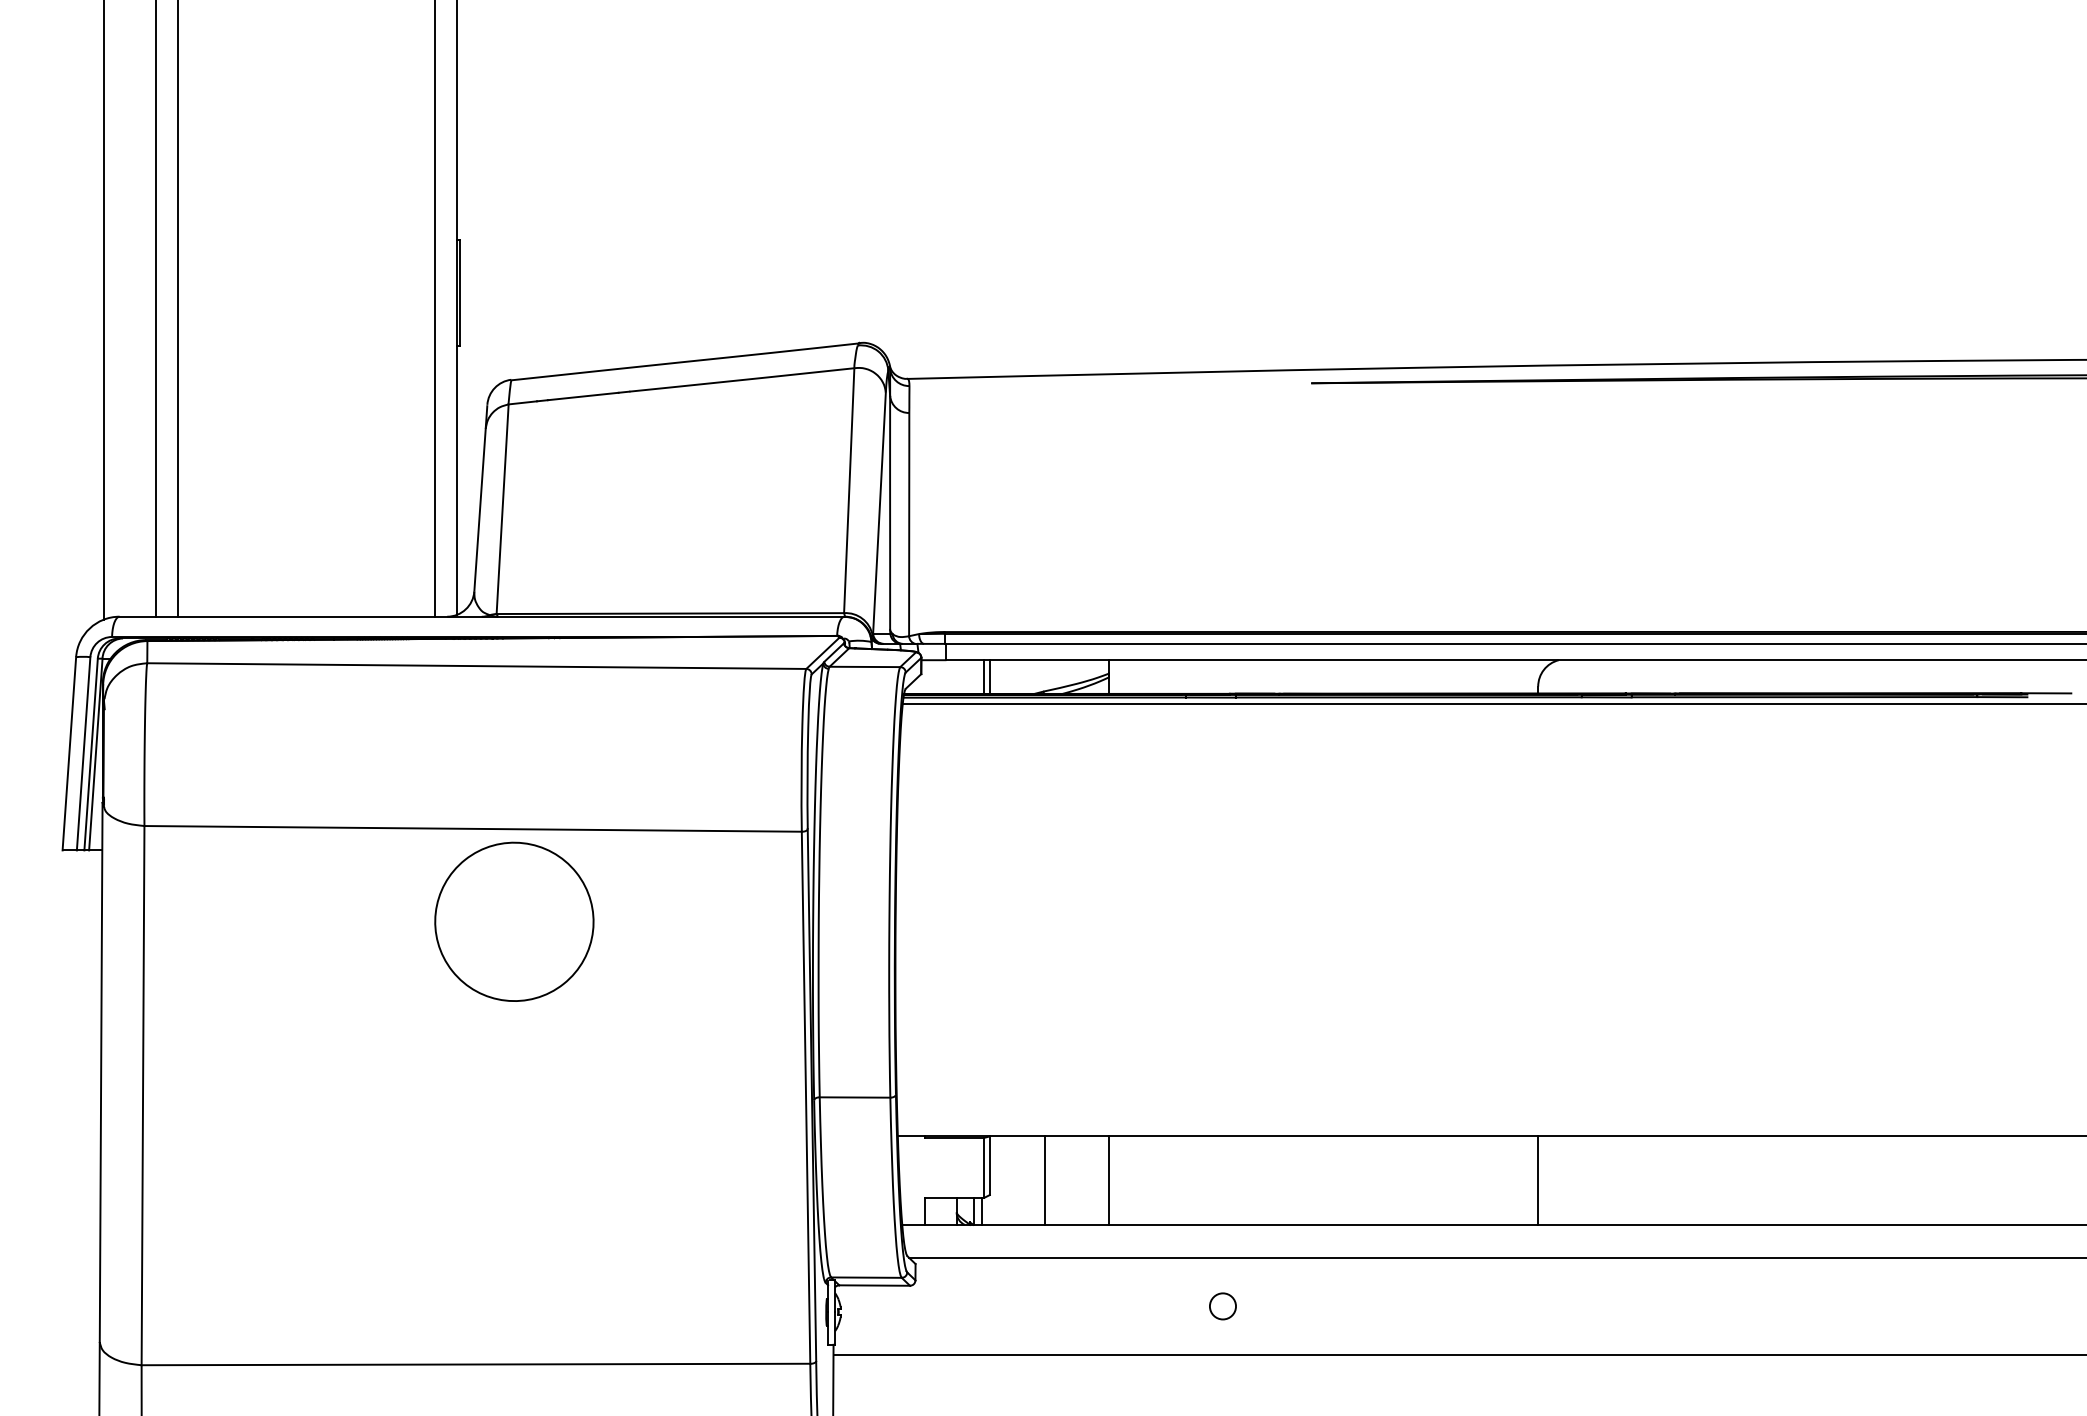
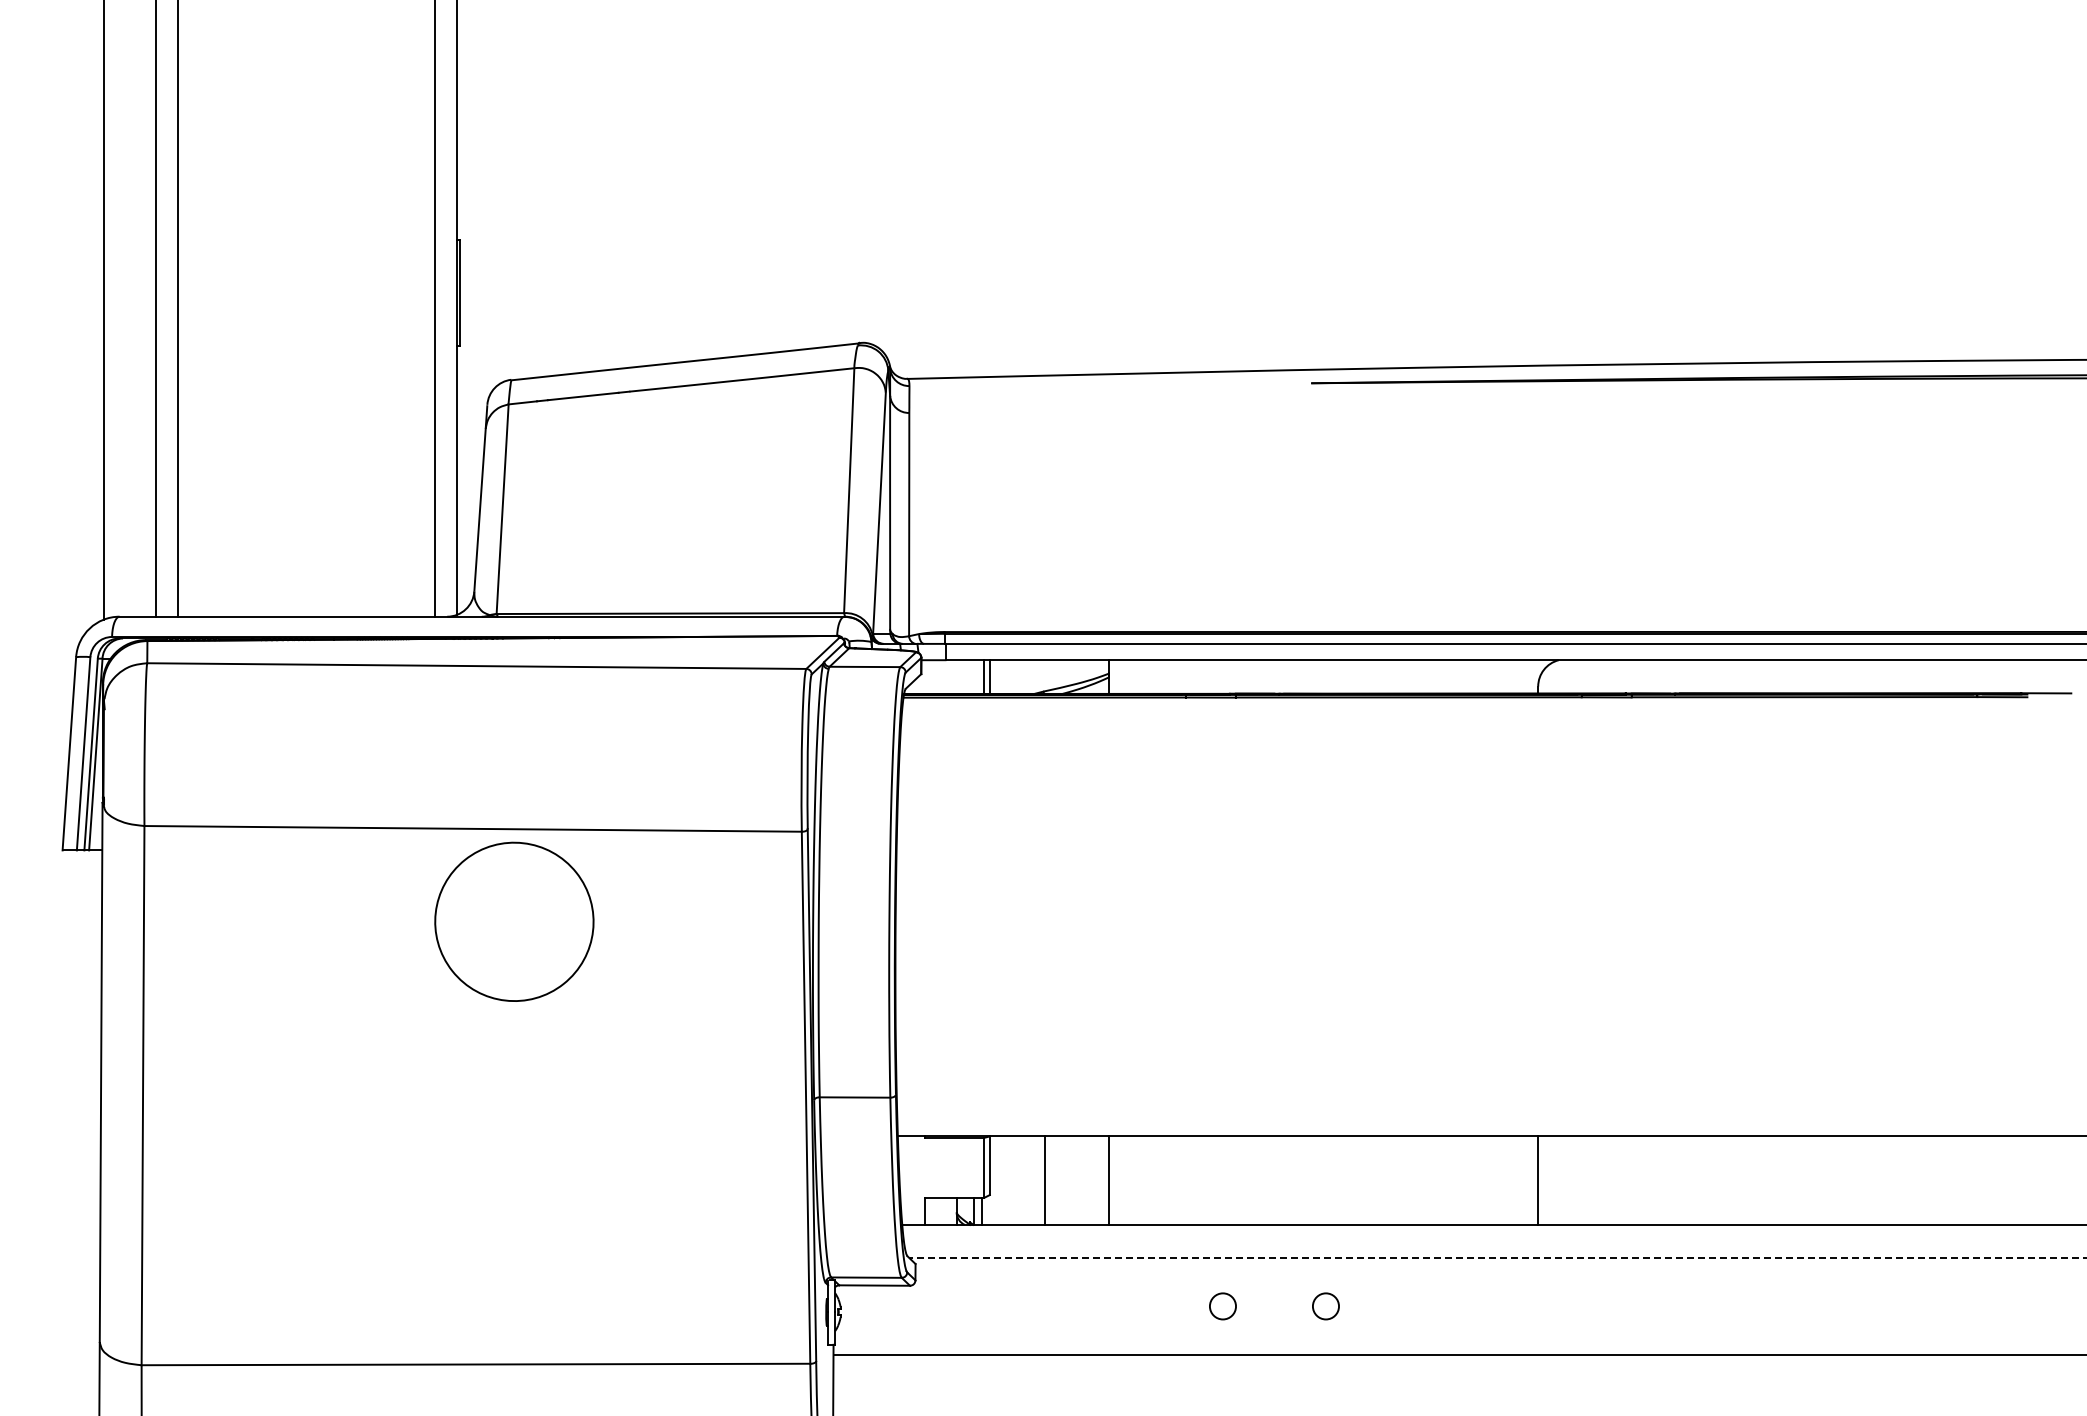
line: present -> none (1492, 704)
line: solid -> dashed (1497, 1257)
circle: none -> present (1325, 1306)
